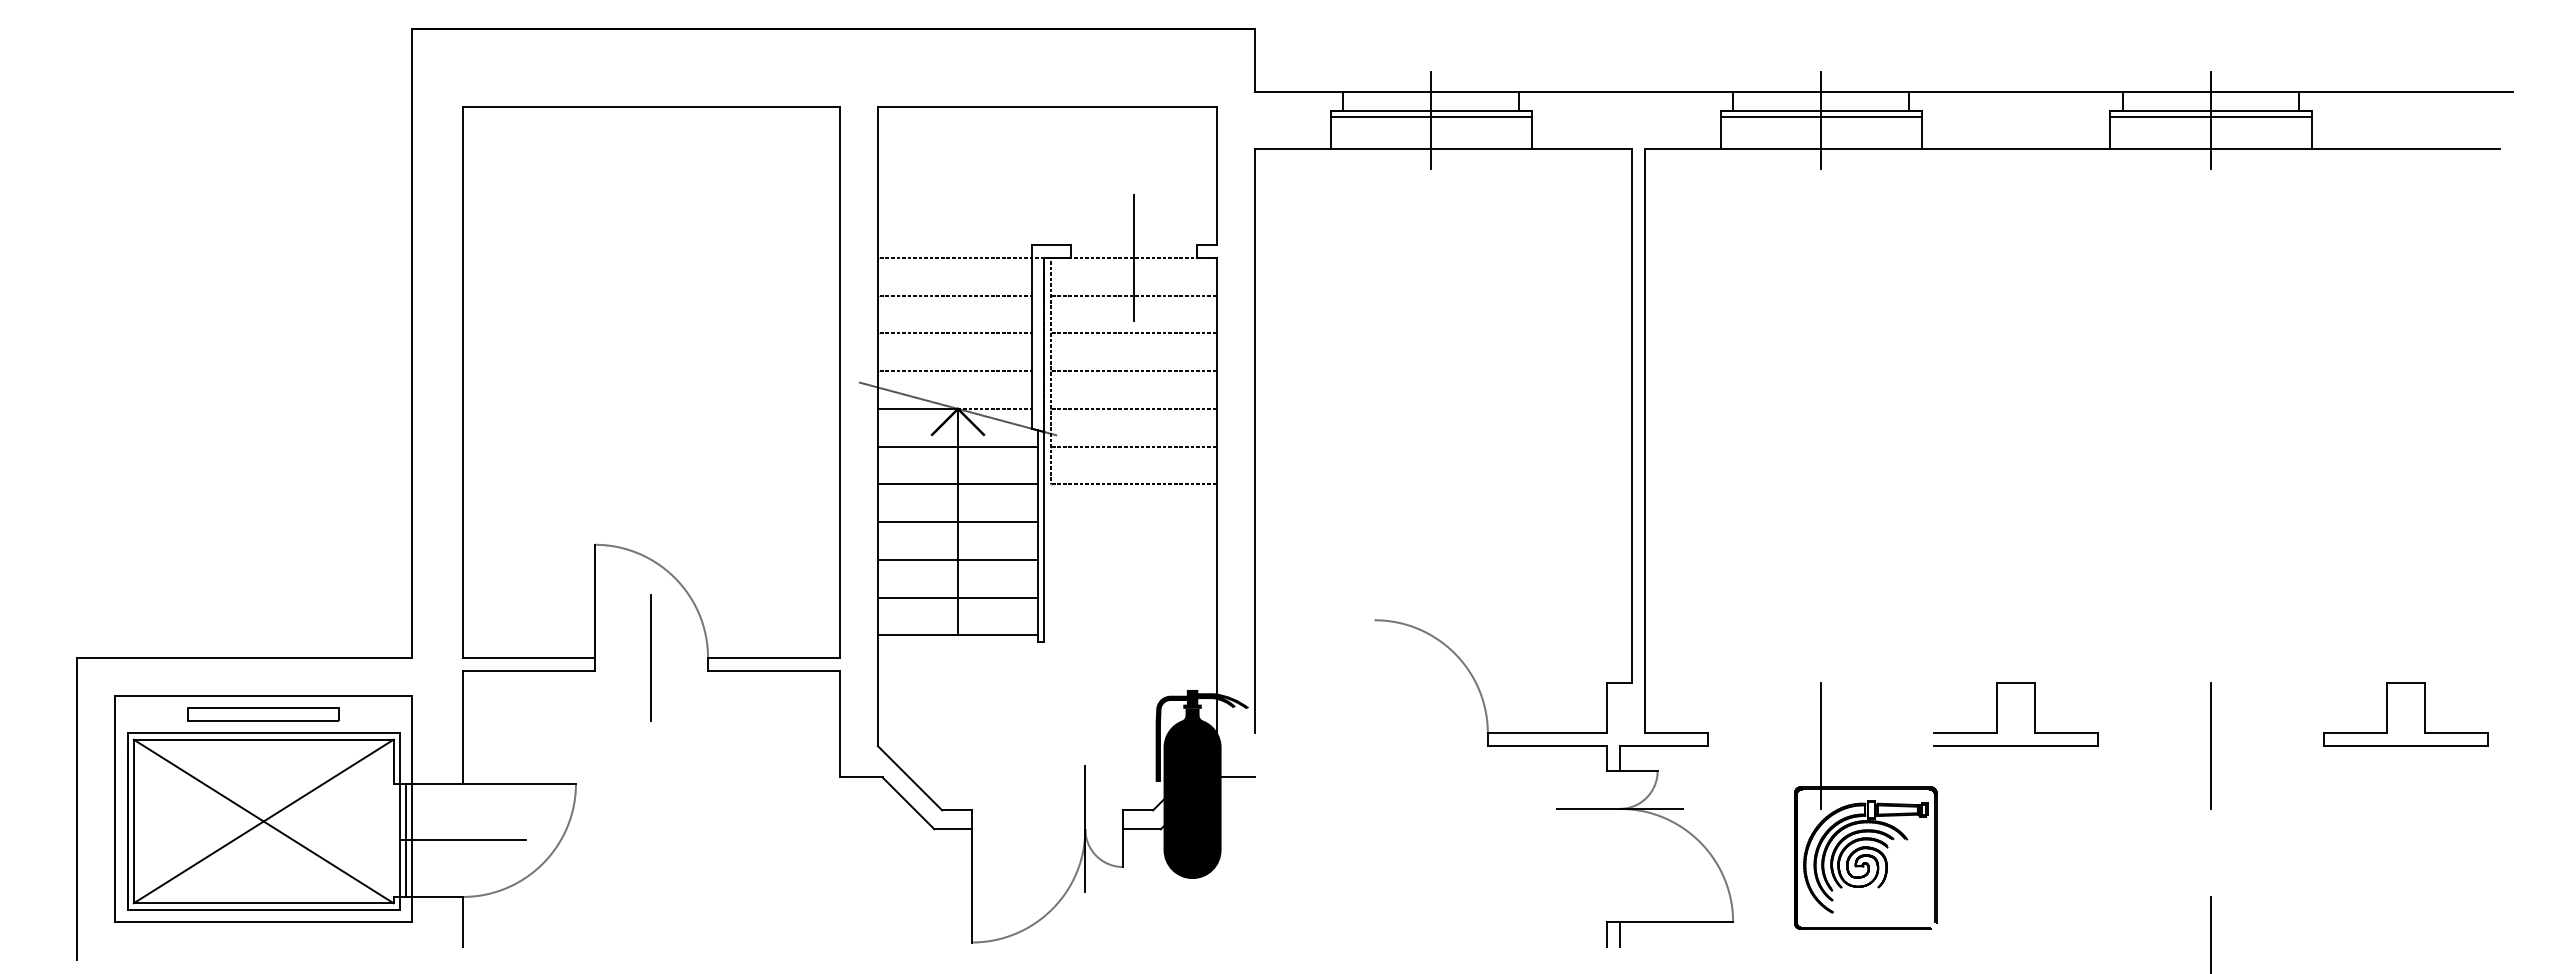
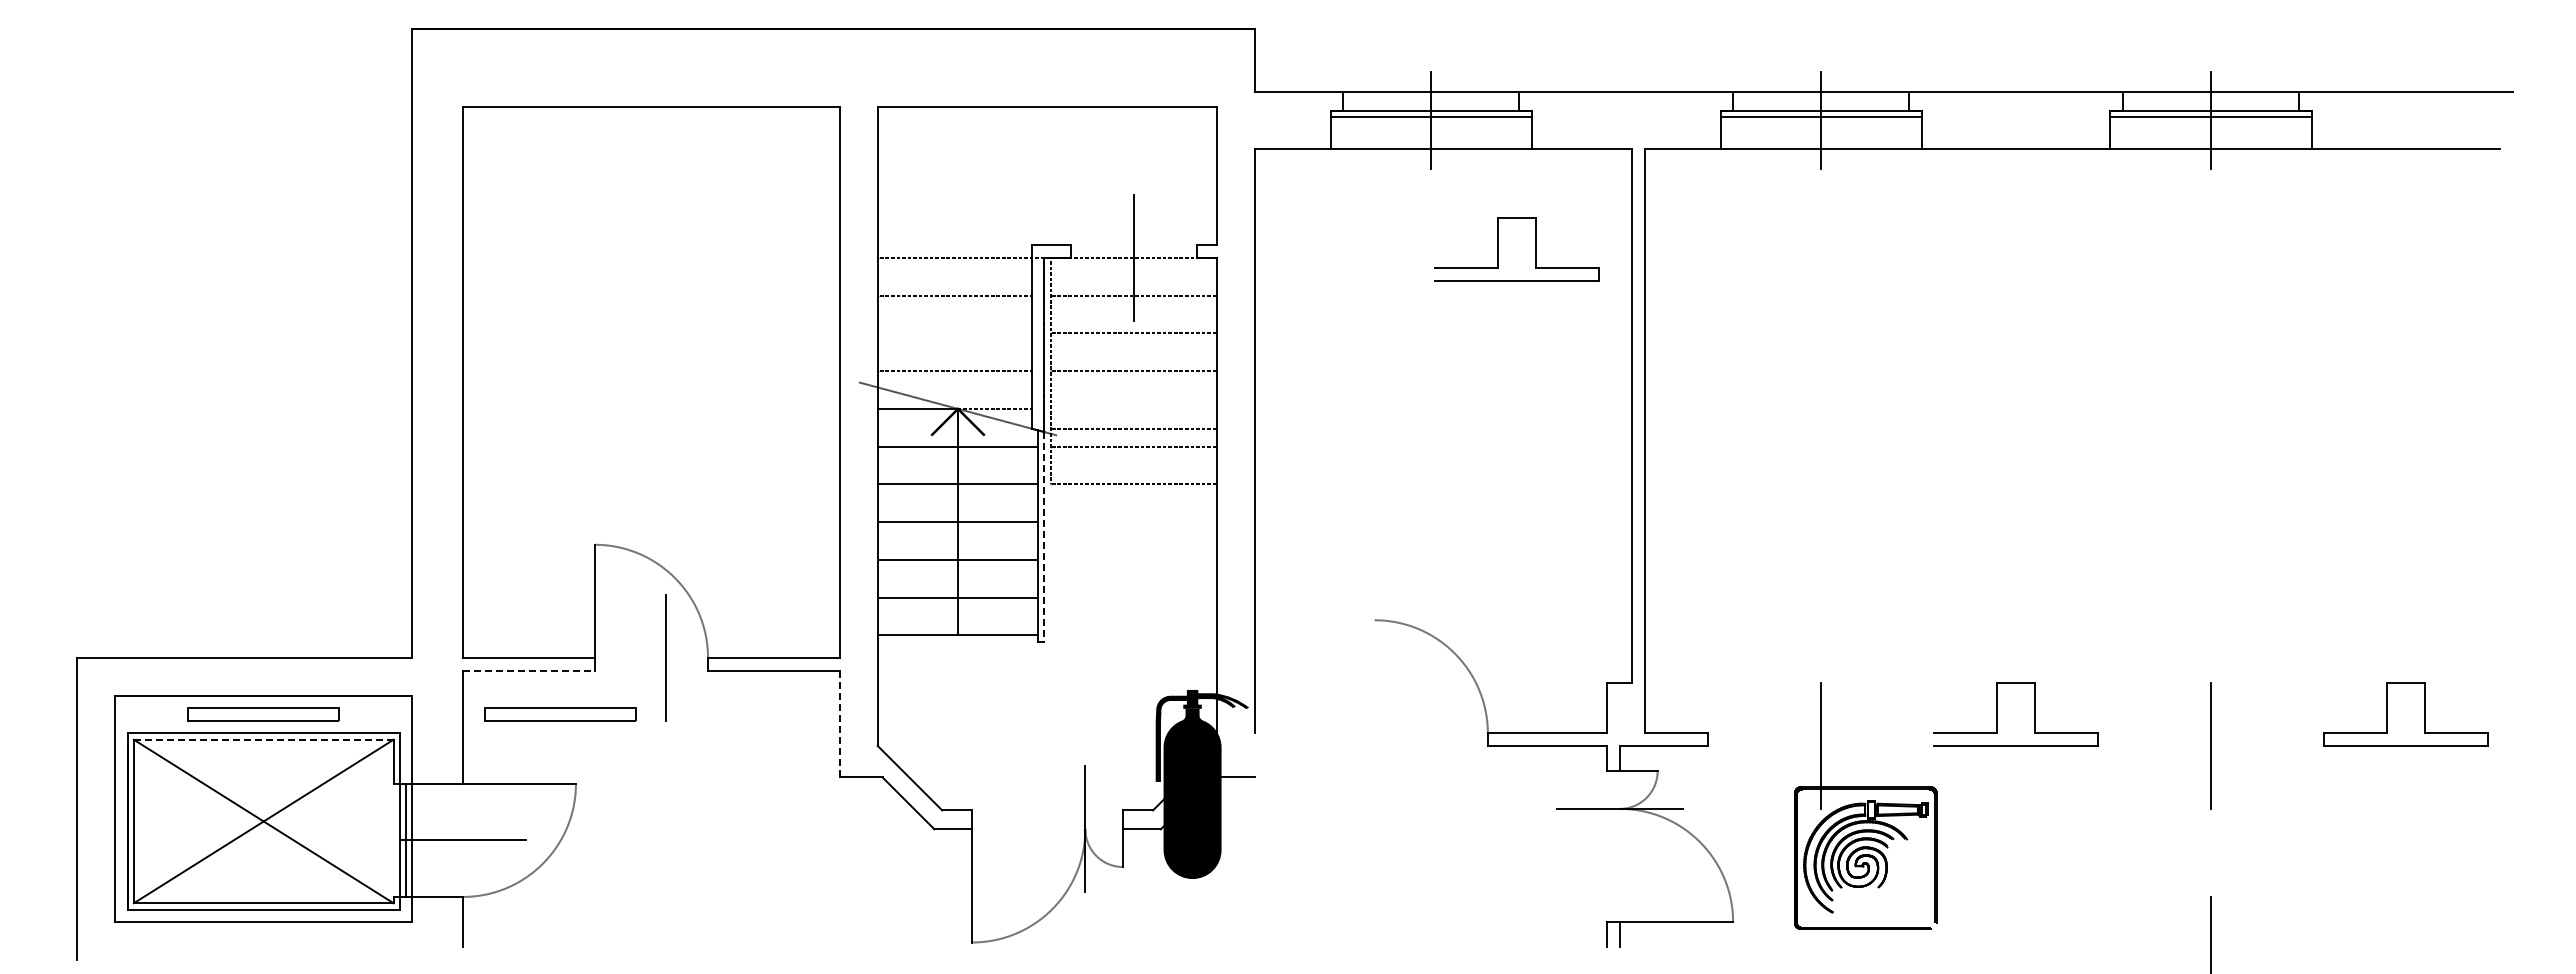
part: none -> present (1498, 249)
line: present -> none (956, 333)
line position: (1133, 408) -> (1133, 428) (1133, 428)
line: solid -> dashed (1044, 536)
line position: (650, 657) -> (665, 657) (665, 657)
line: solid -> dashed (529, 670)
part: none -> present (560, 714)
line: solid -> dashed (840, 723)
line: solid -> dashed (263, 739)
